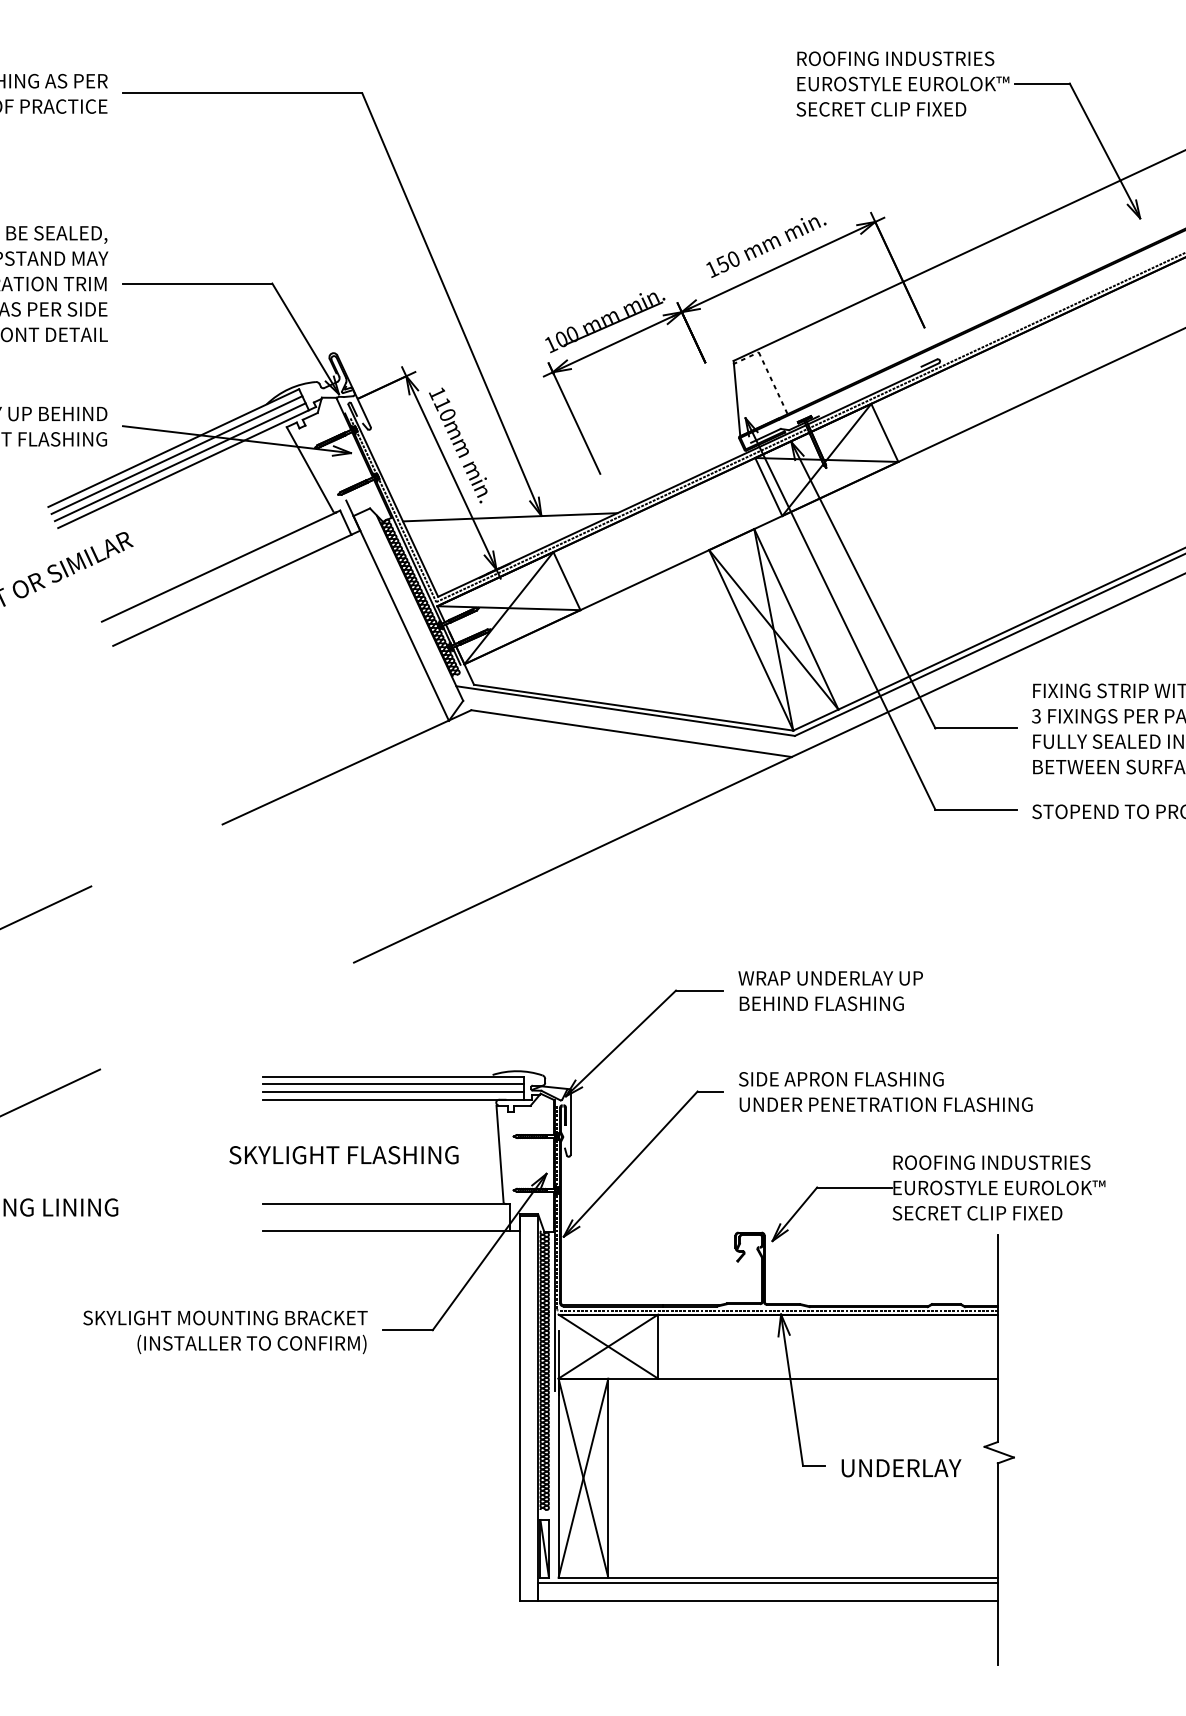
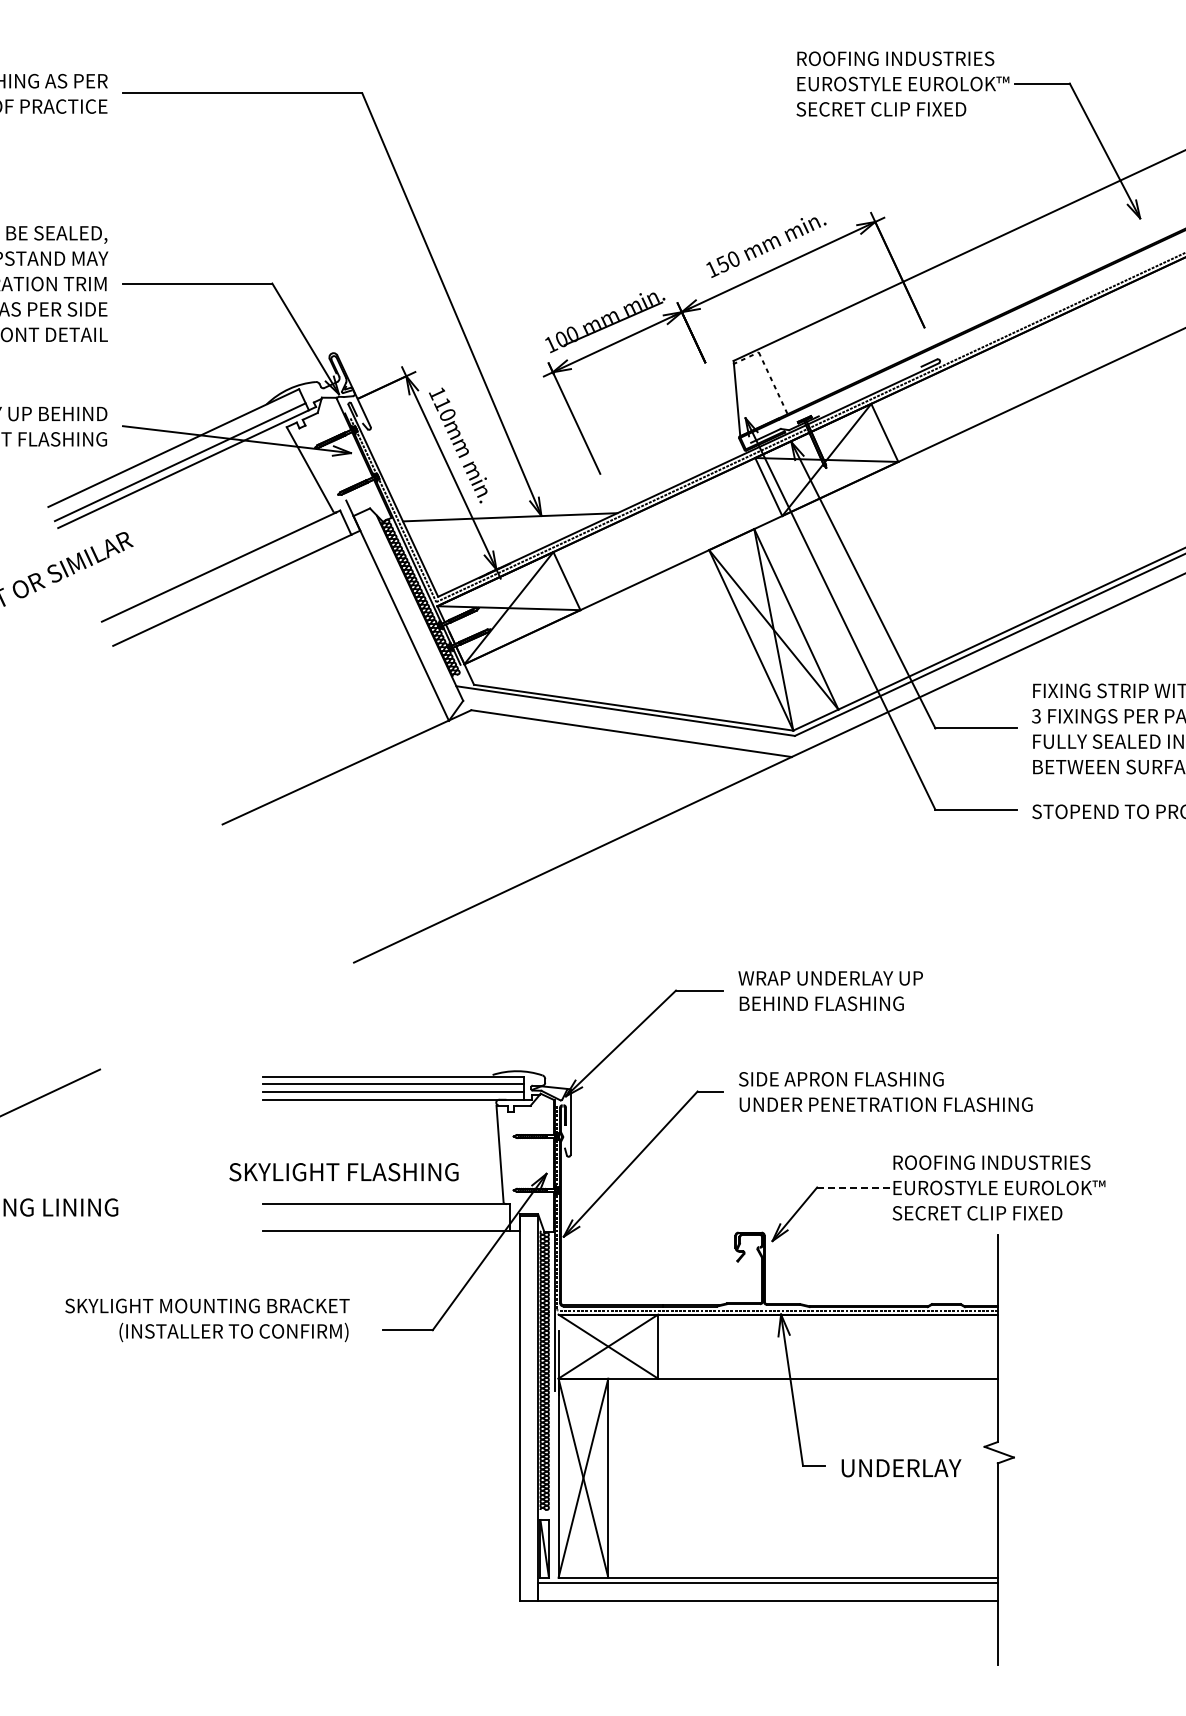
line: present -> none (176, 454)
line: present -> none (46, 907)
text position: (343, 1155) -> (343, 1172) (343, 1172)
line: solid -> dashed (854, 1187)
text position: (225, 1332) -> (207, 1320) (207, 1320)
